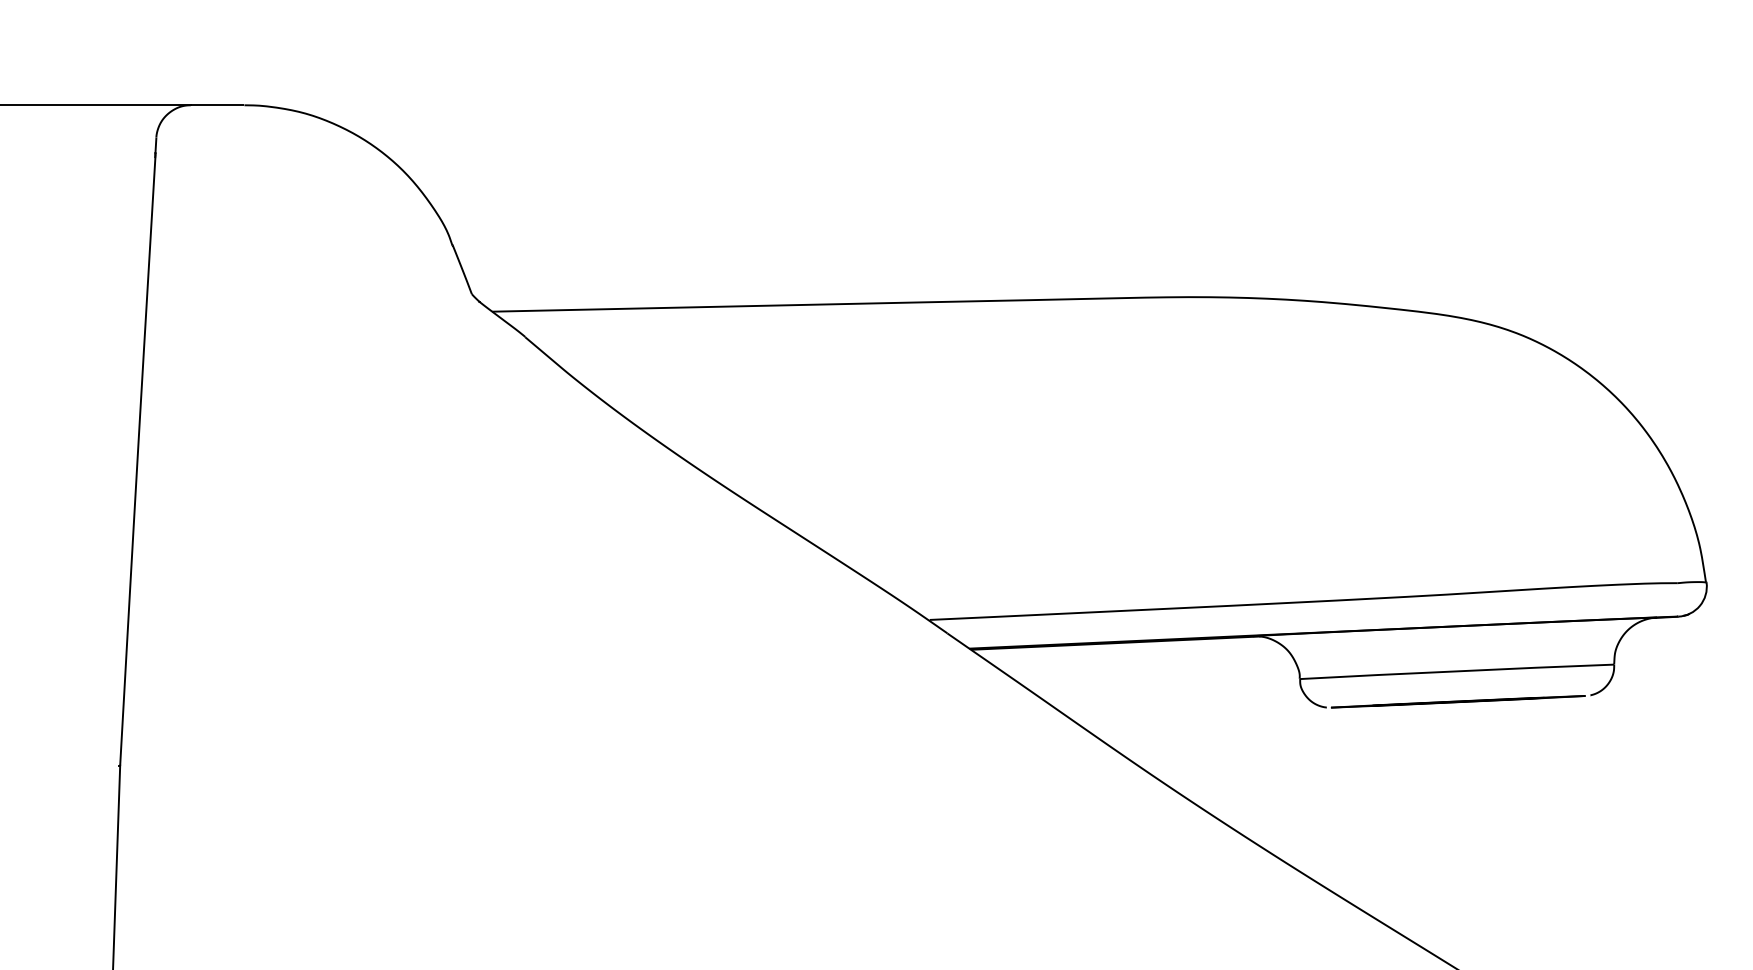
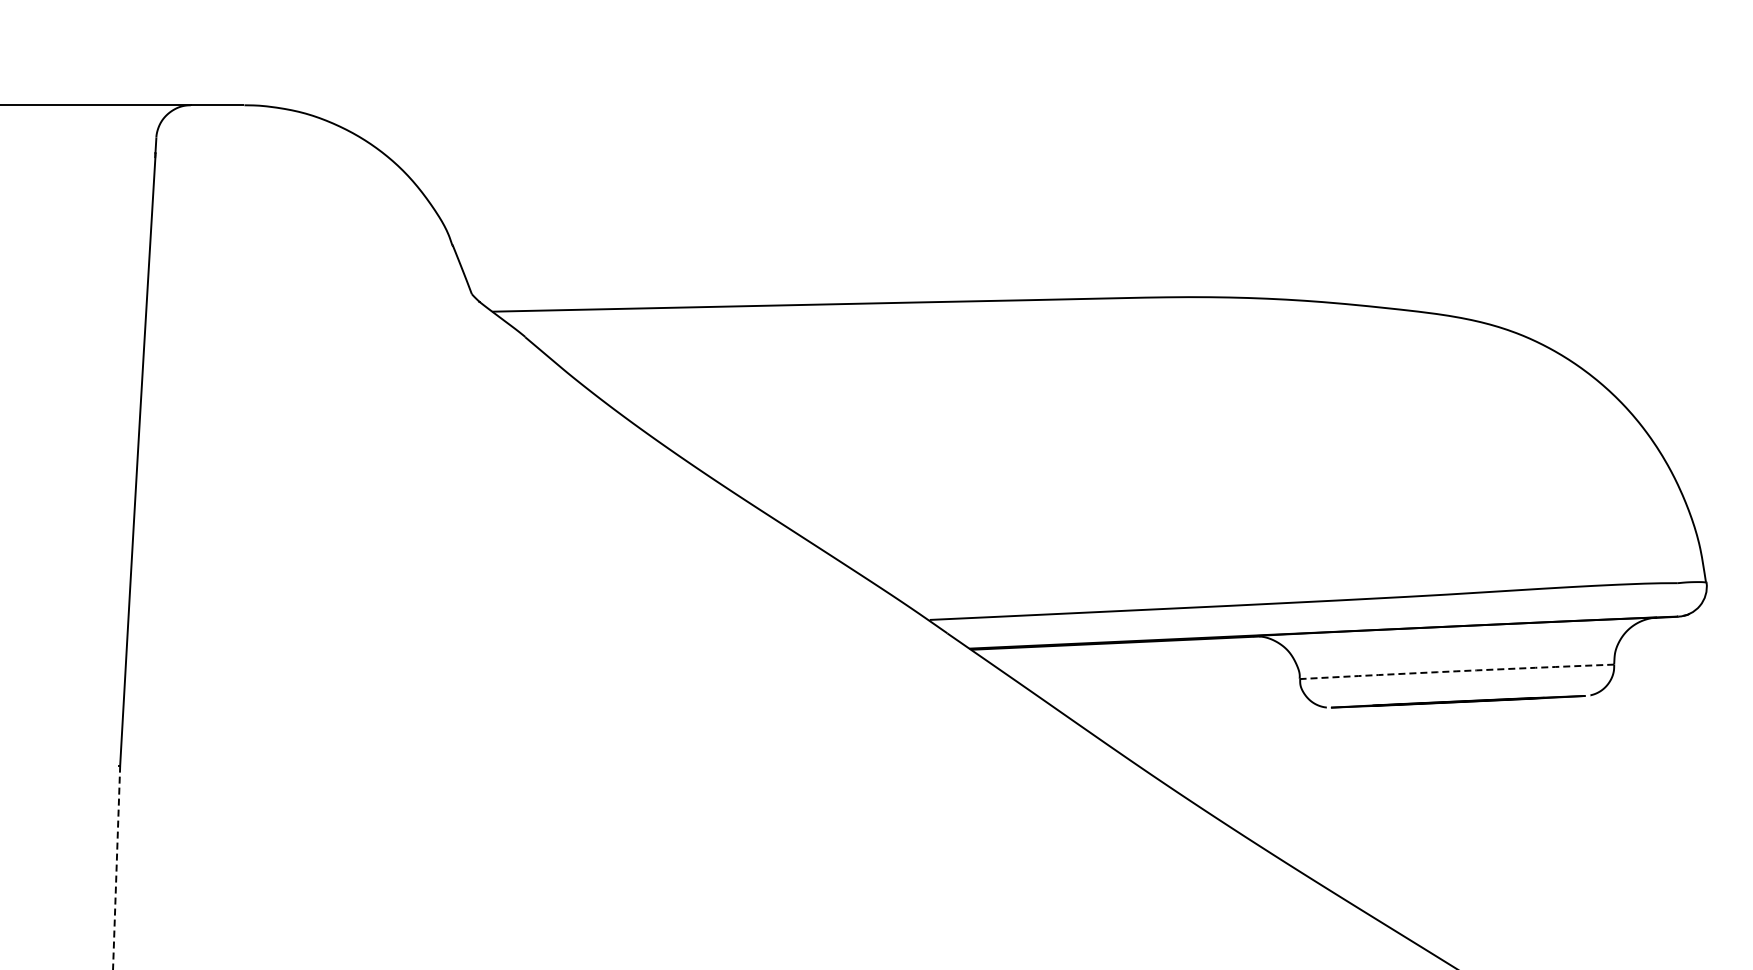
arc: solid -> dashed (1456, 671)
line: solid -> dashed (116, 867)
